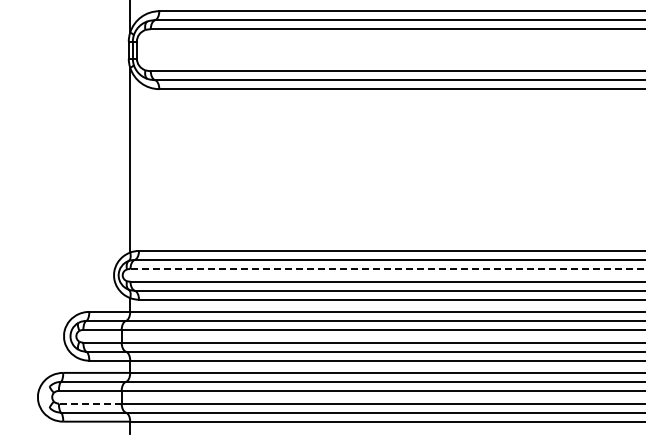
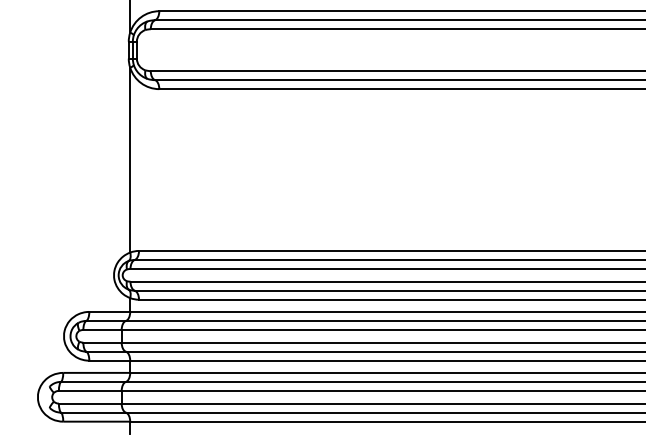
line: dashed -> solid (388, 268)
line: dashed -> solid (89, 403)
